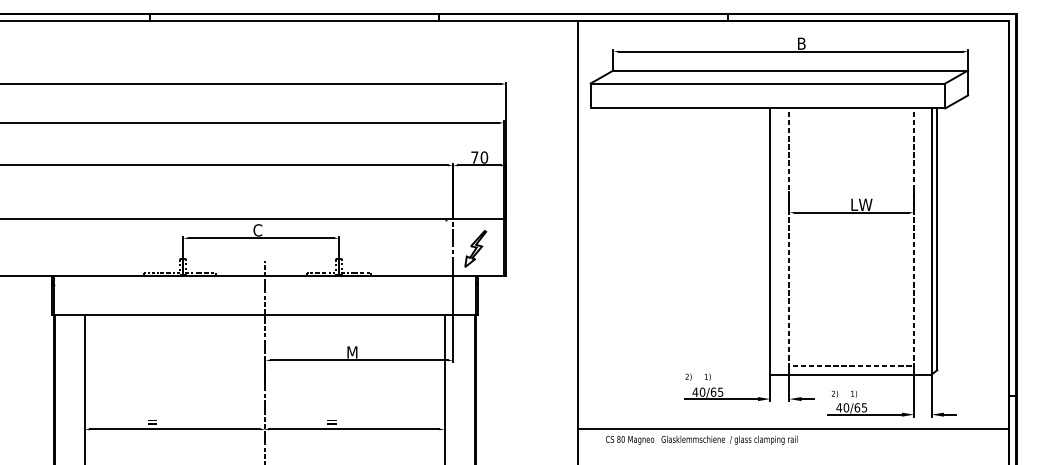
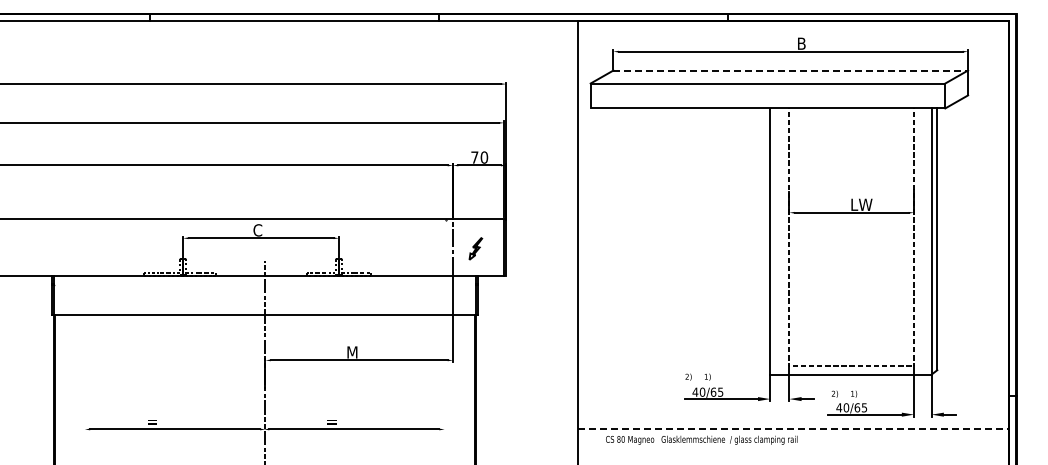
line: solid -> dashed (791, 70)
part size: 24x38 px -> 16x24 px (475, 248)
line: present -> none (84, 388)
line: present -> none (445, 388)
line: solid -> dashed (793, 428)
